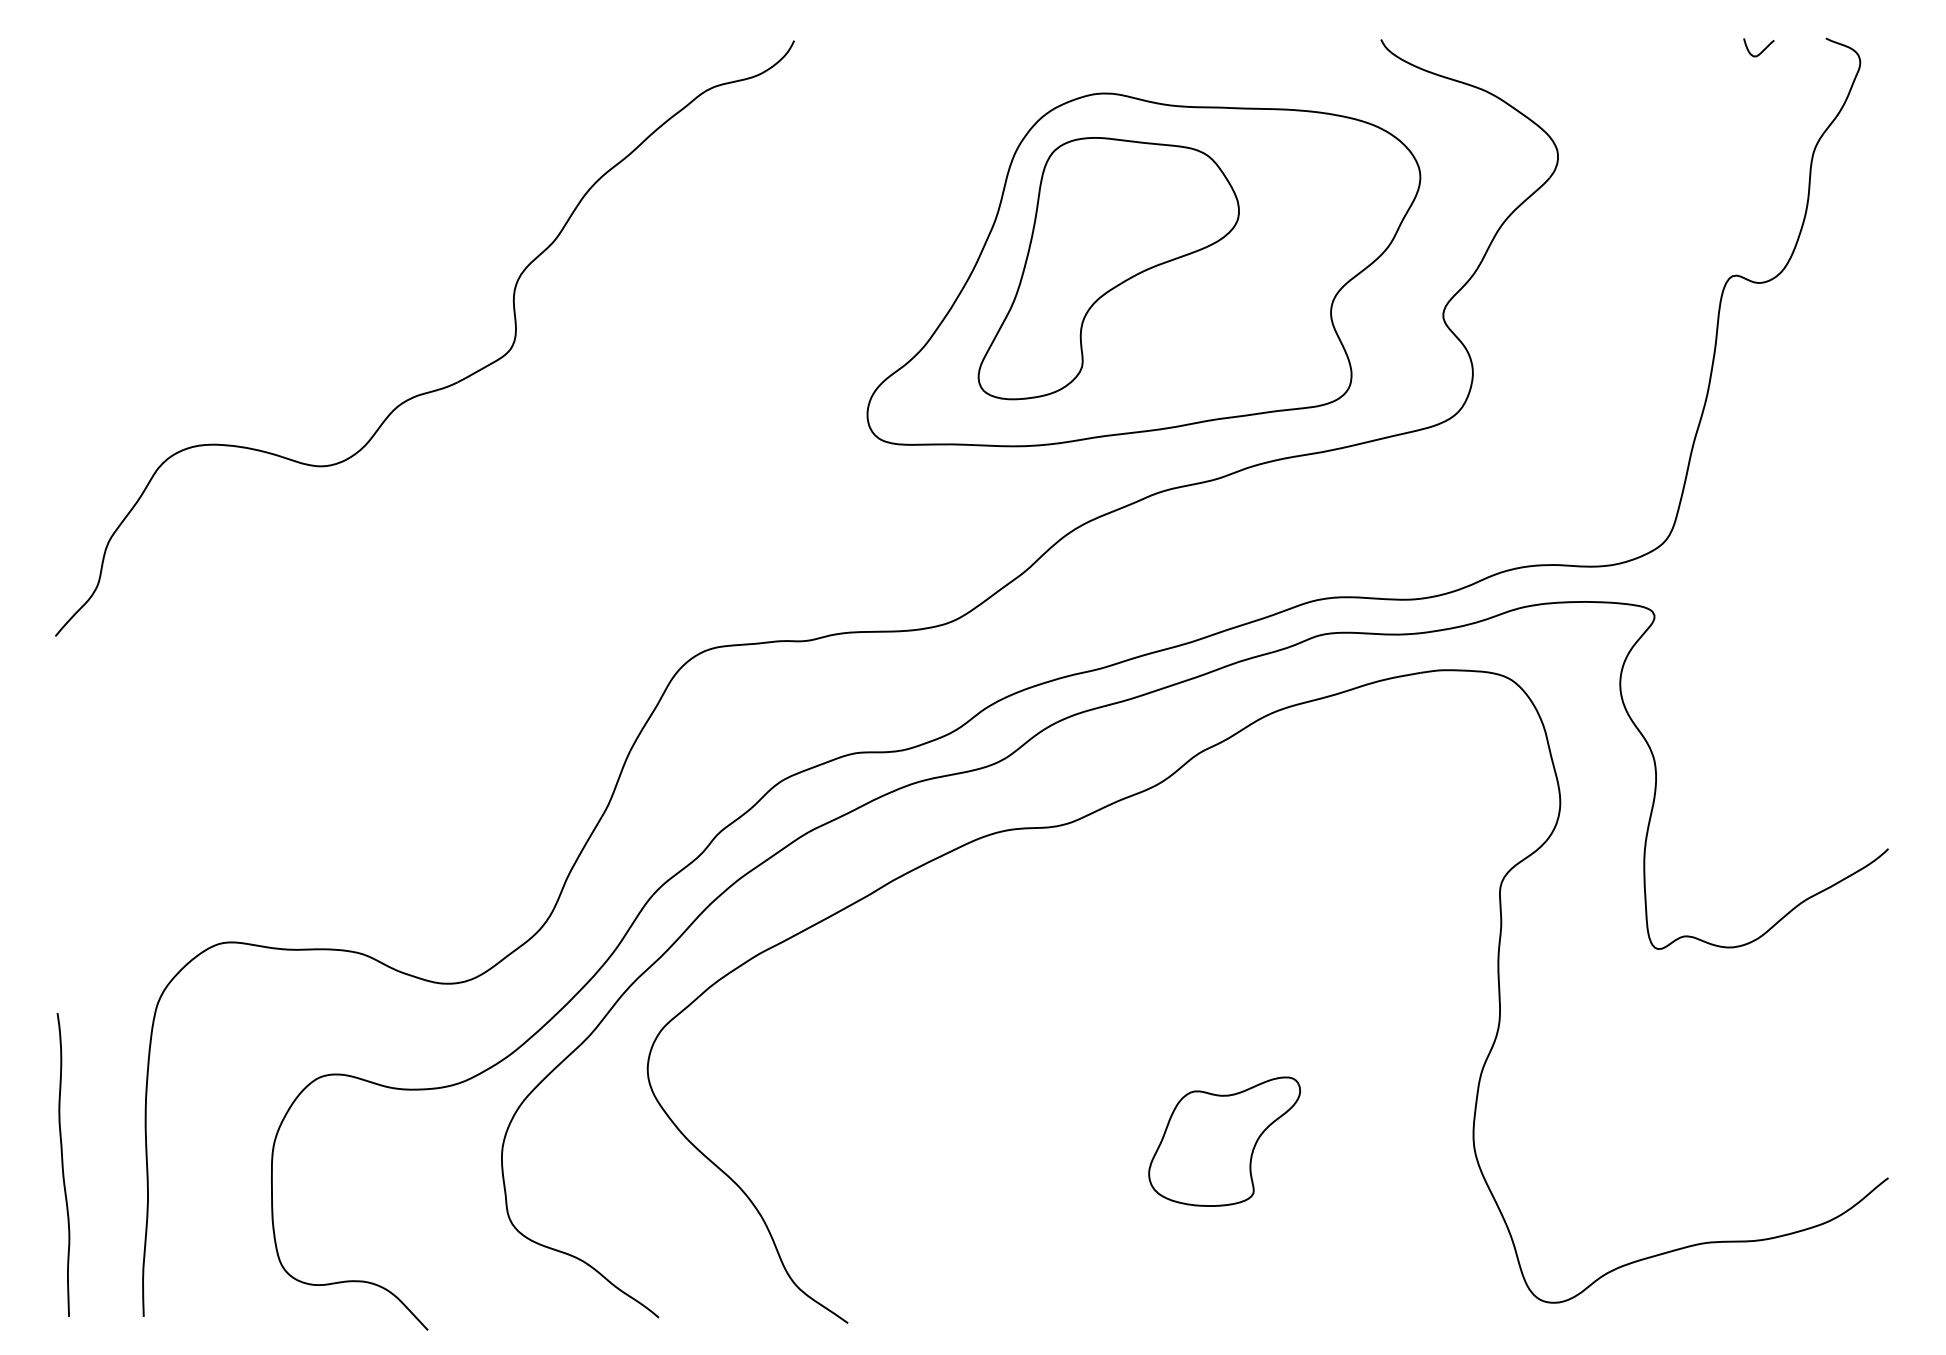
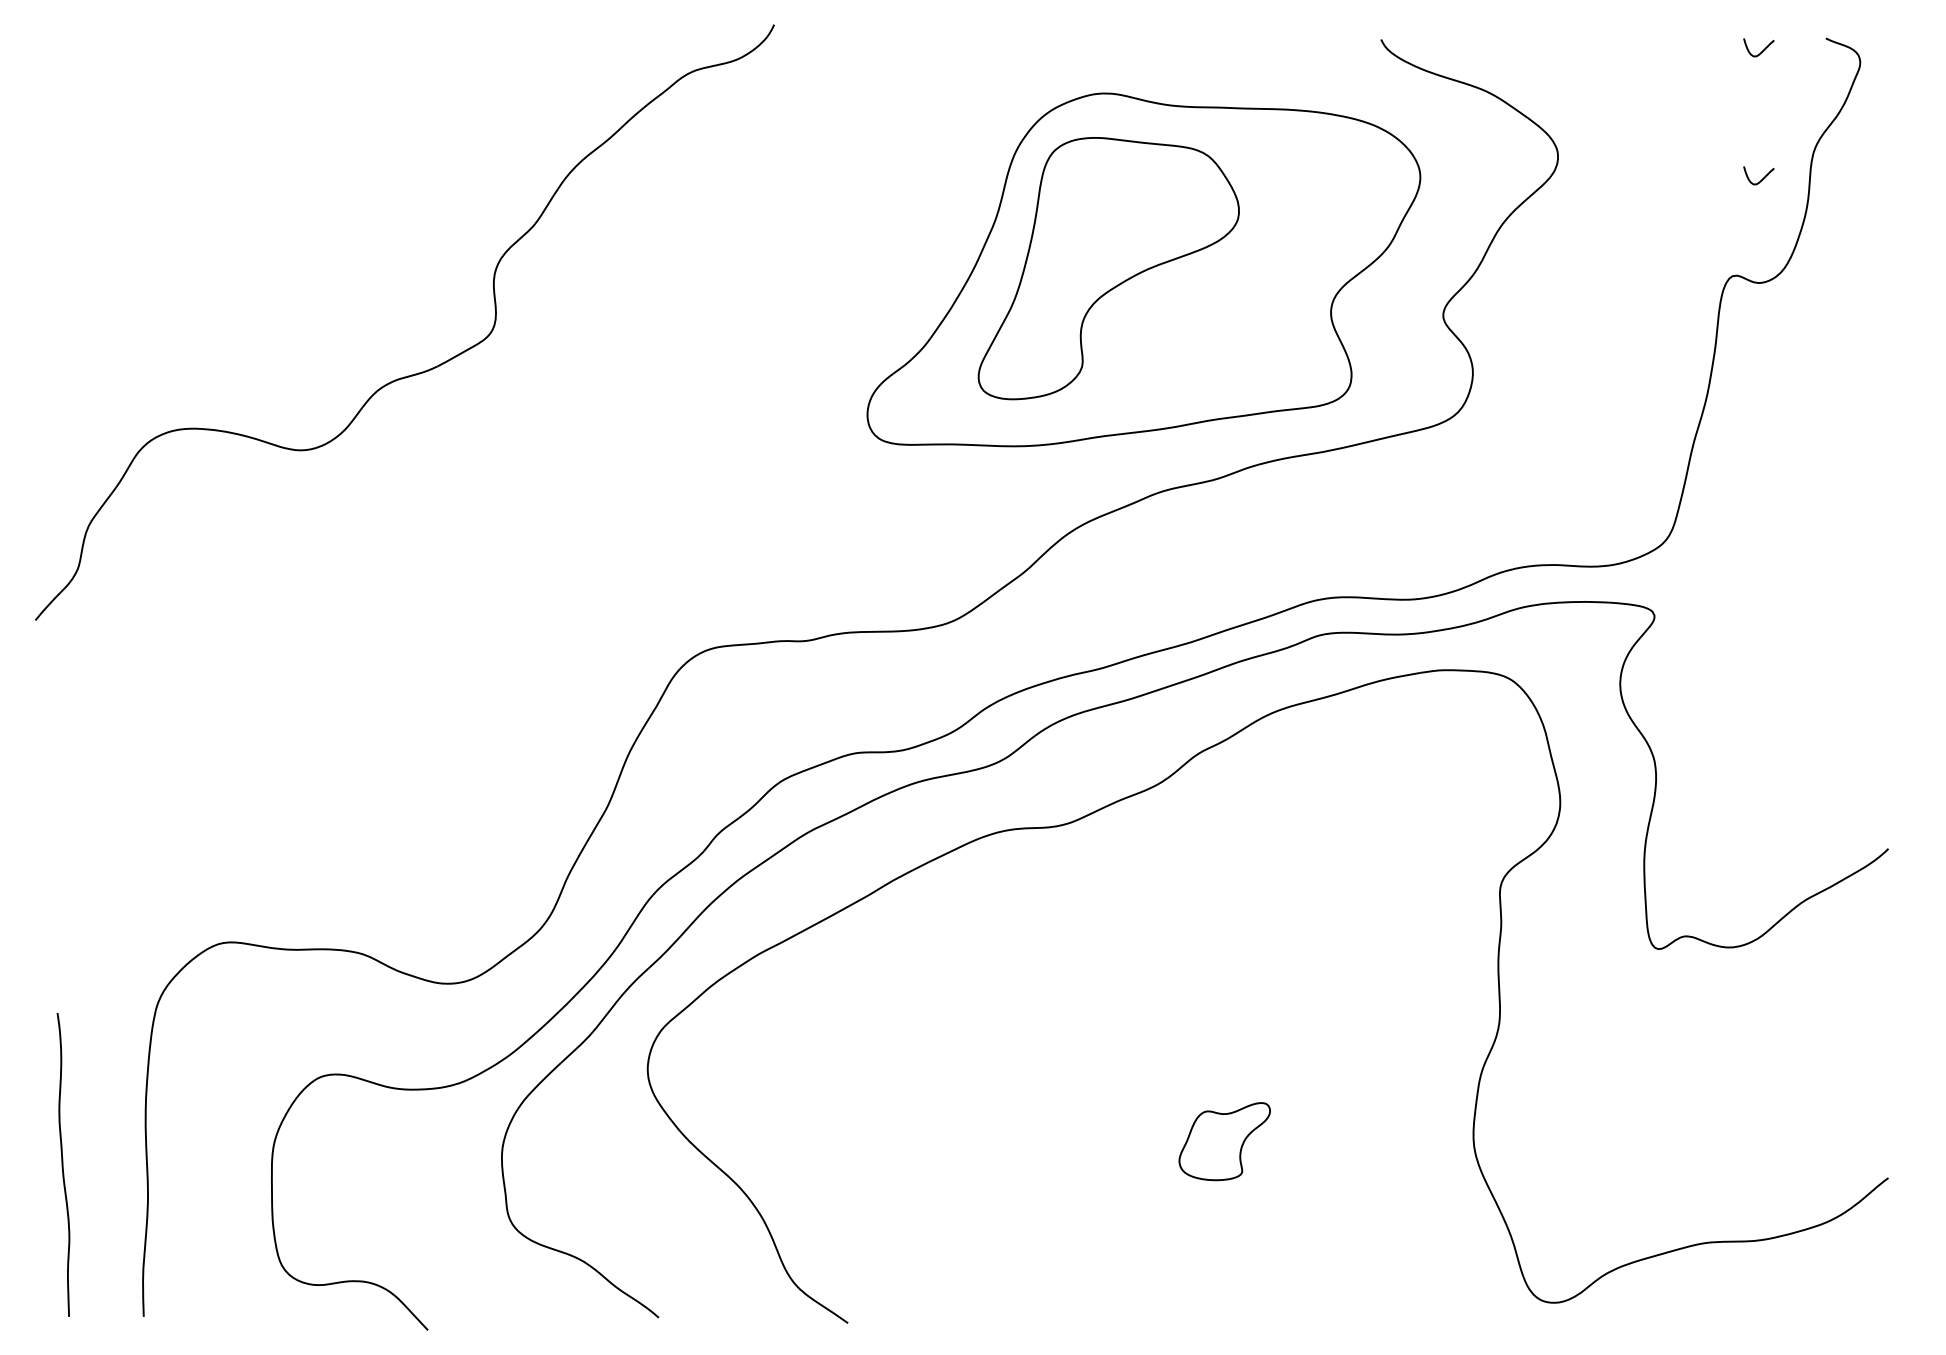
curve: none -> present (1762, 178)
part position: (441, 387) -> (421, 371) (421, 371)
part size: 154x131 px -> 93x80 px (1224, 1141)
